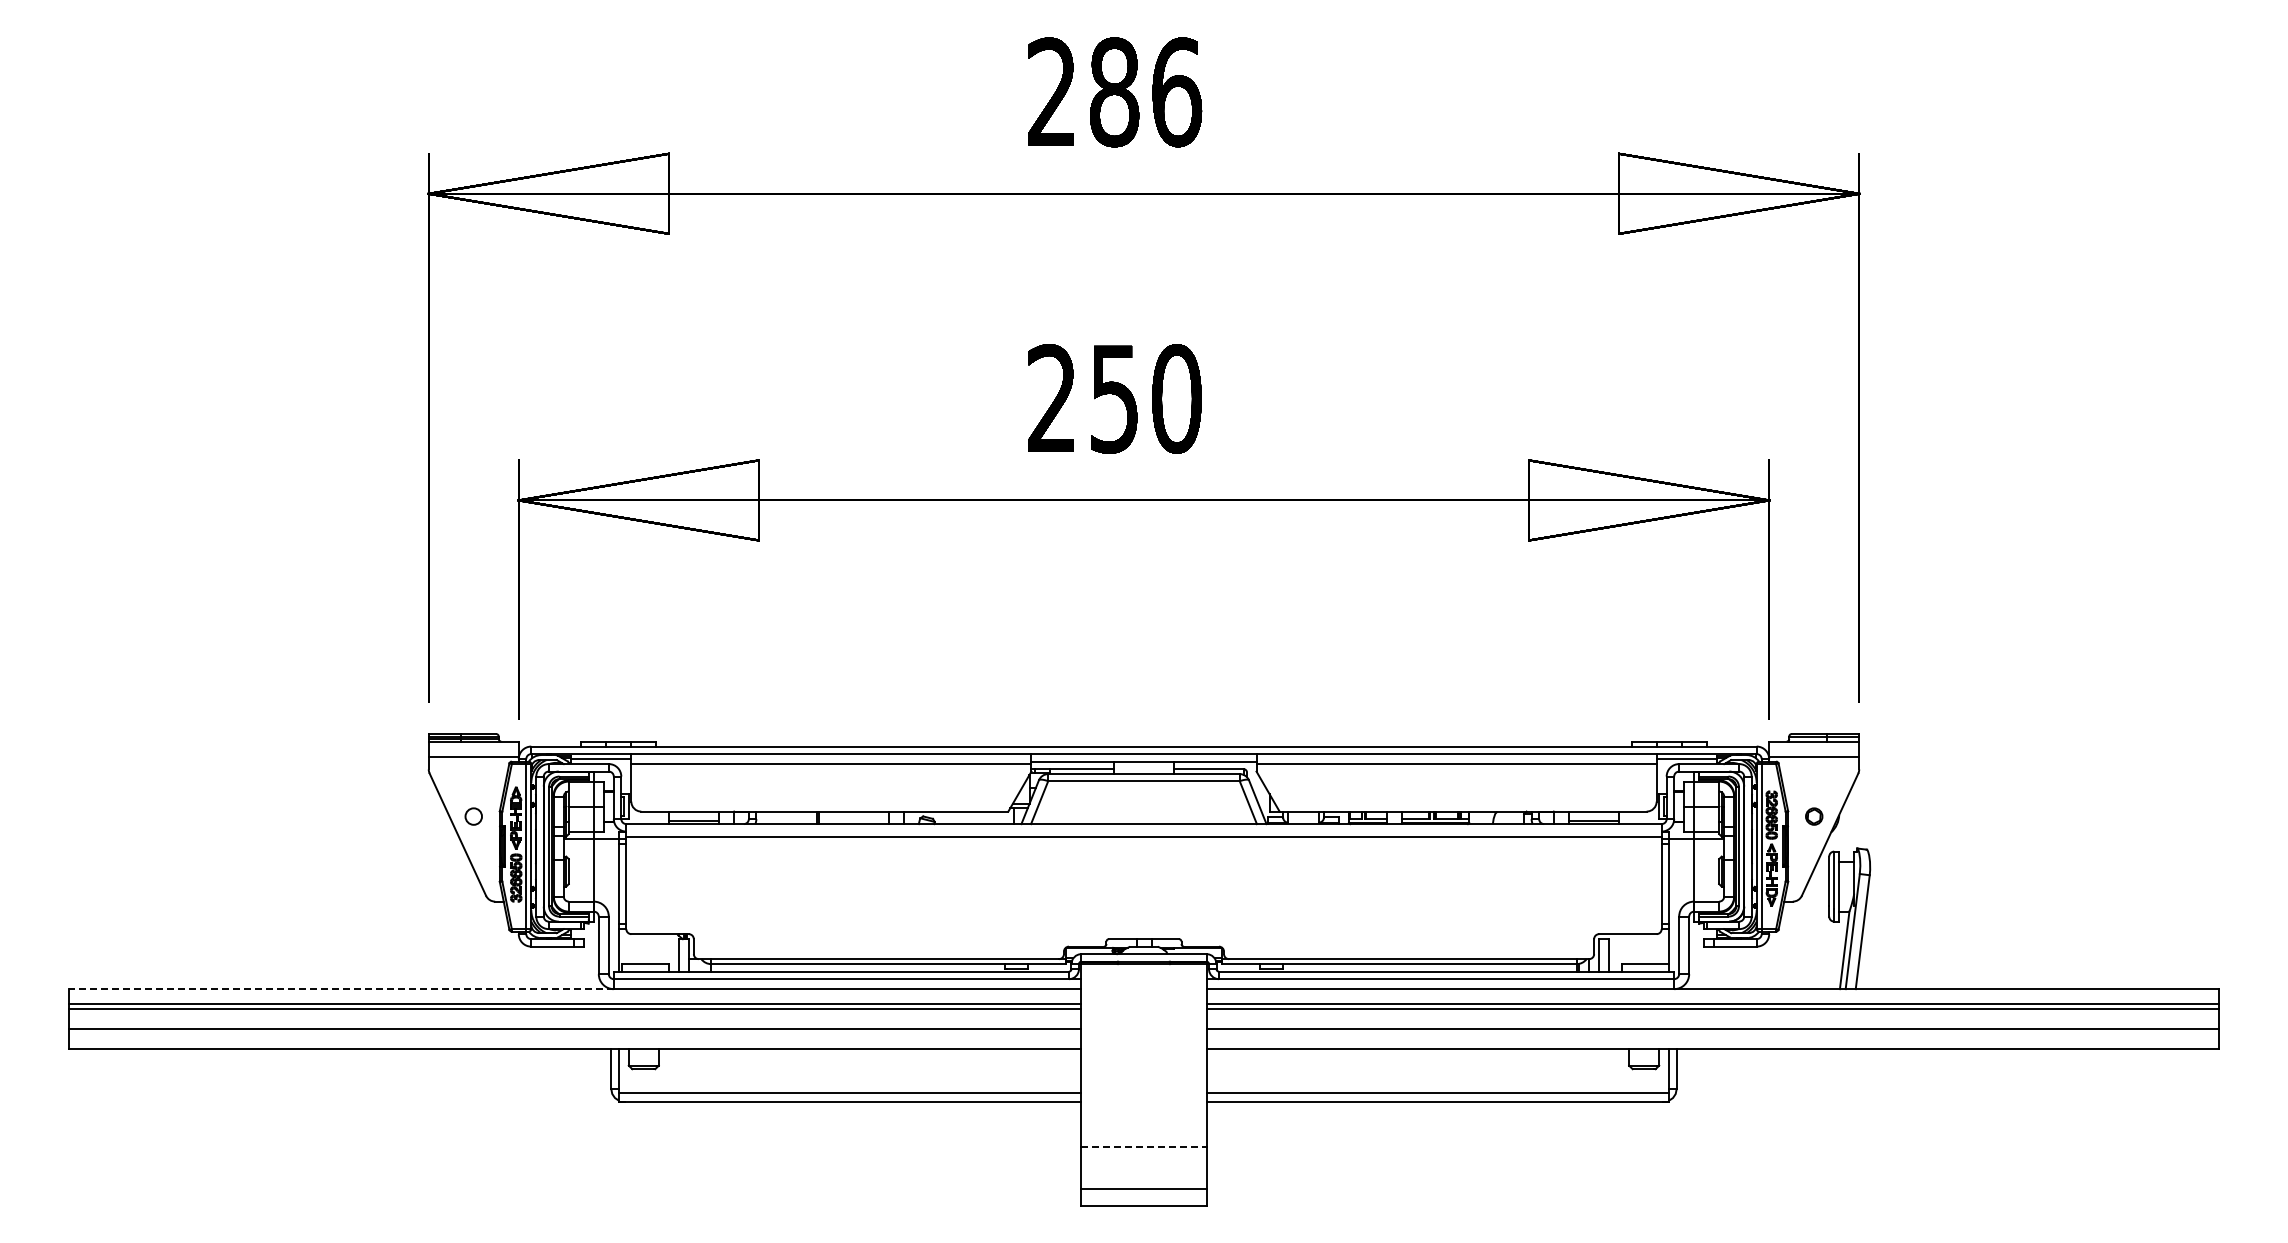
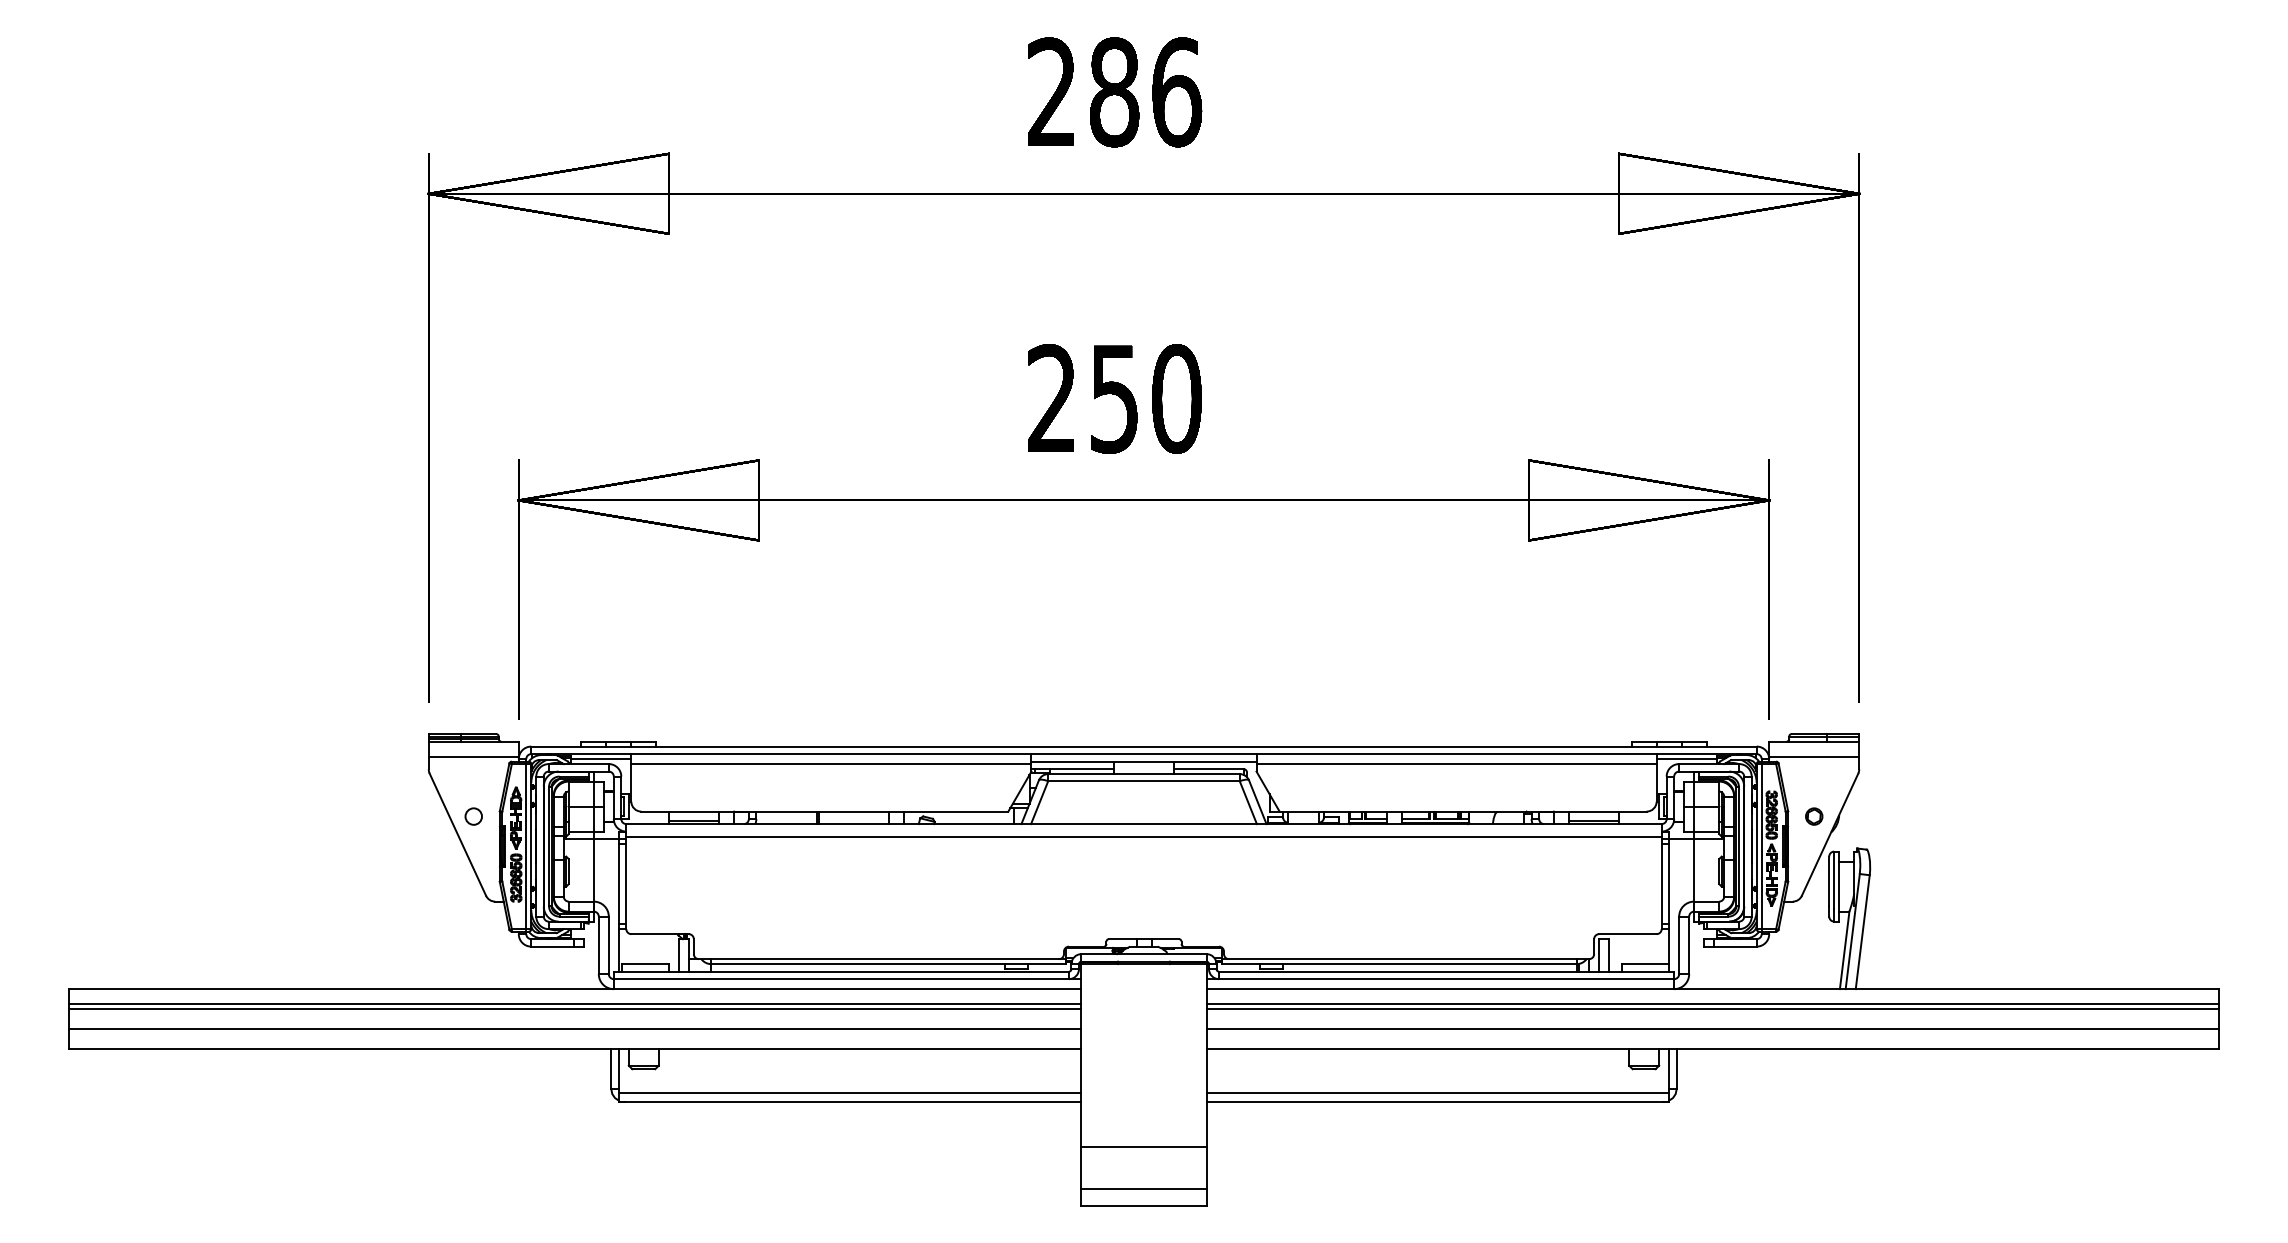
line: dashed -> solid (341, 989)
line: dashed -> solid (1144, 1146)
